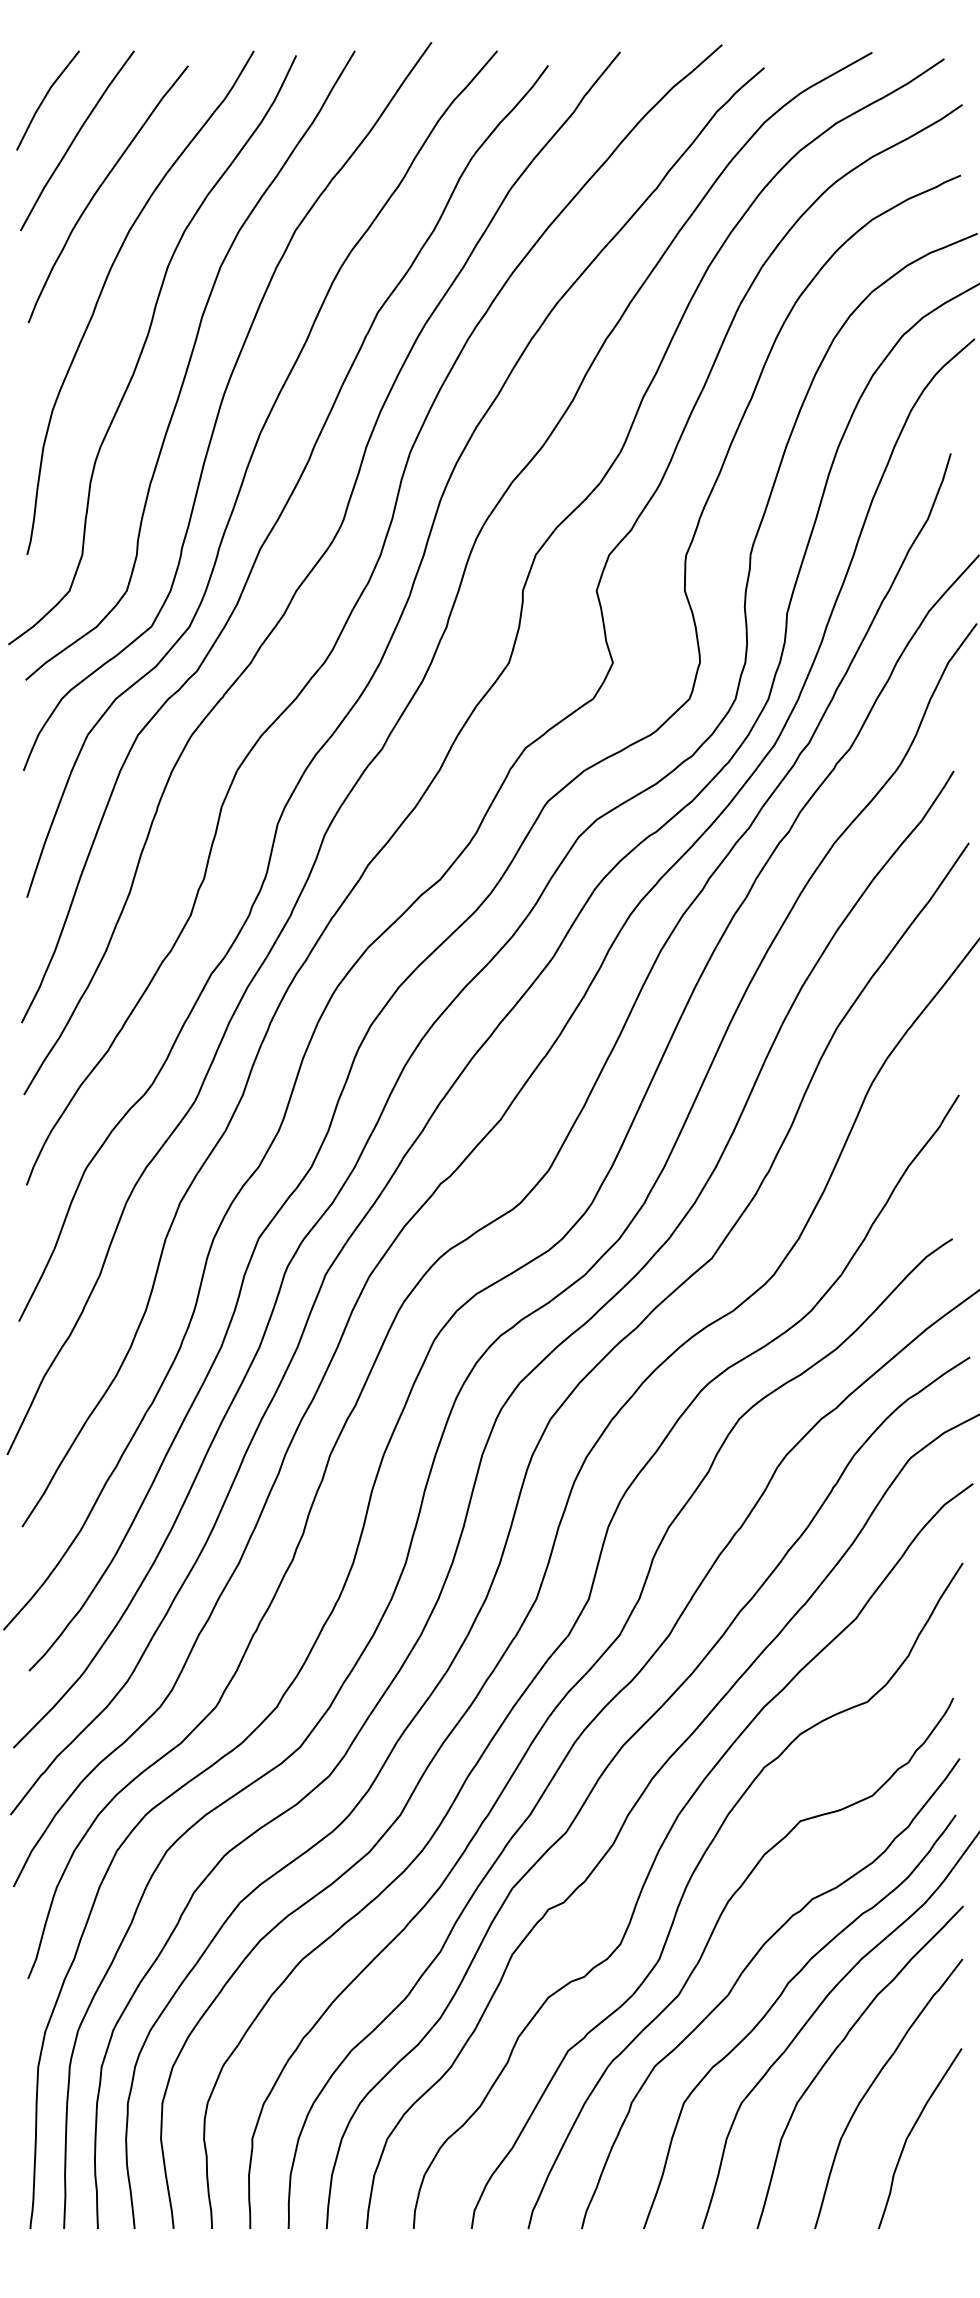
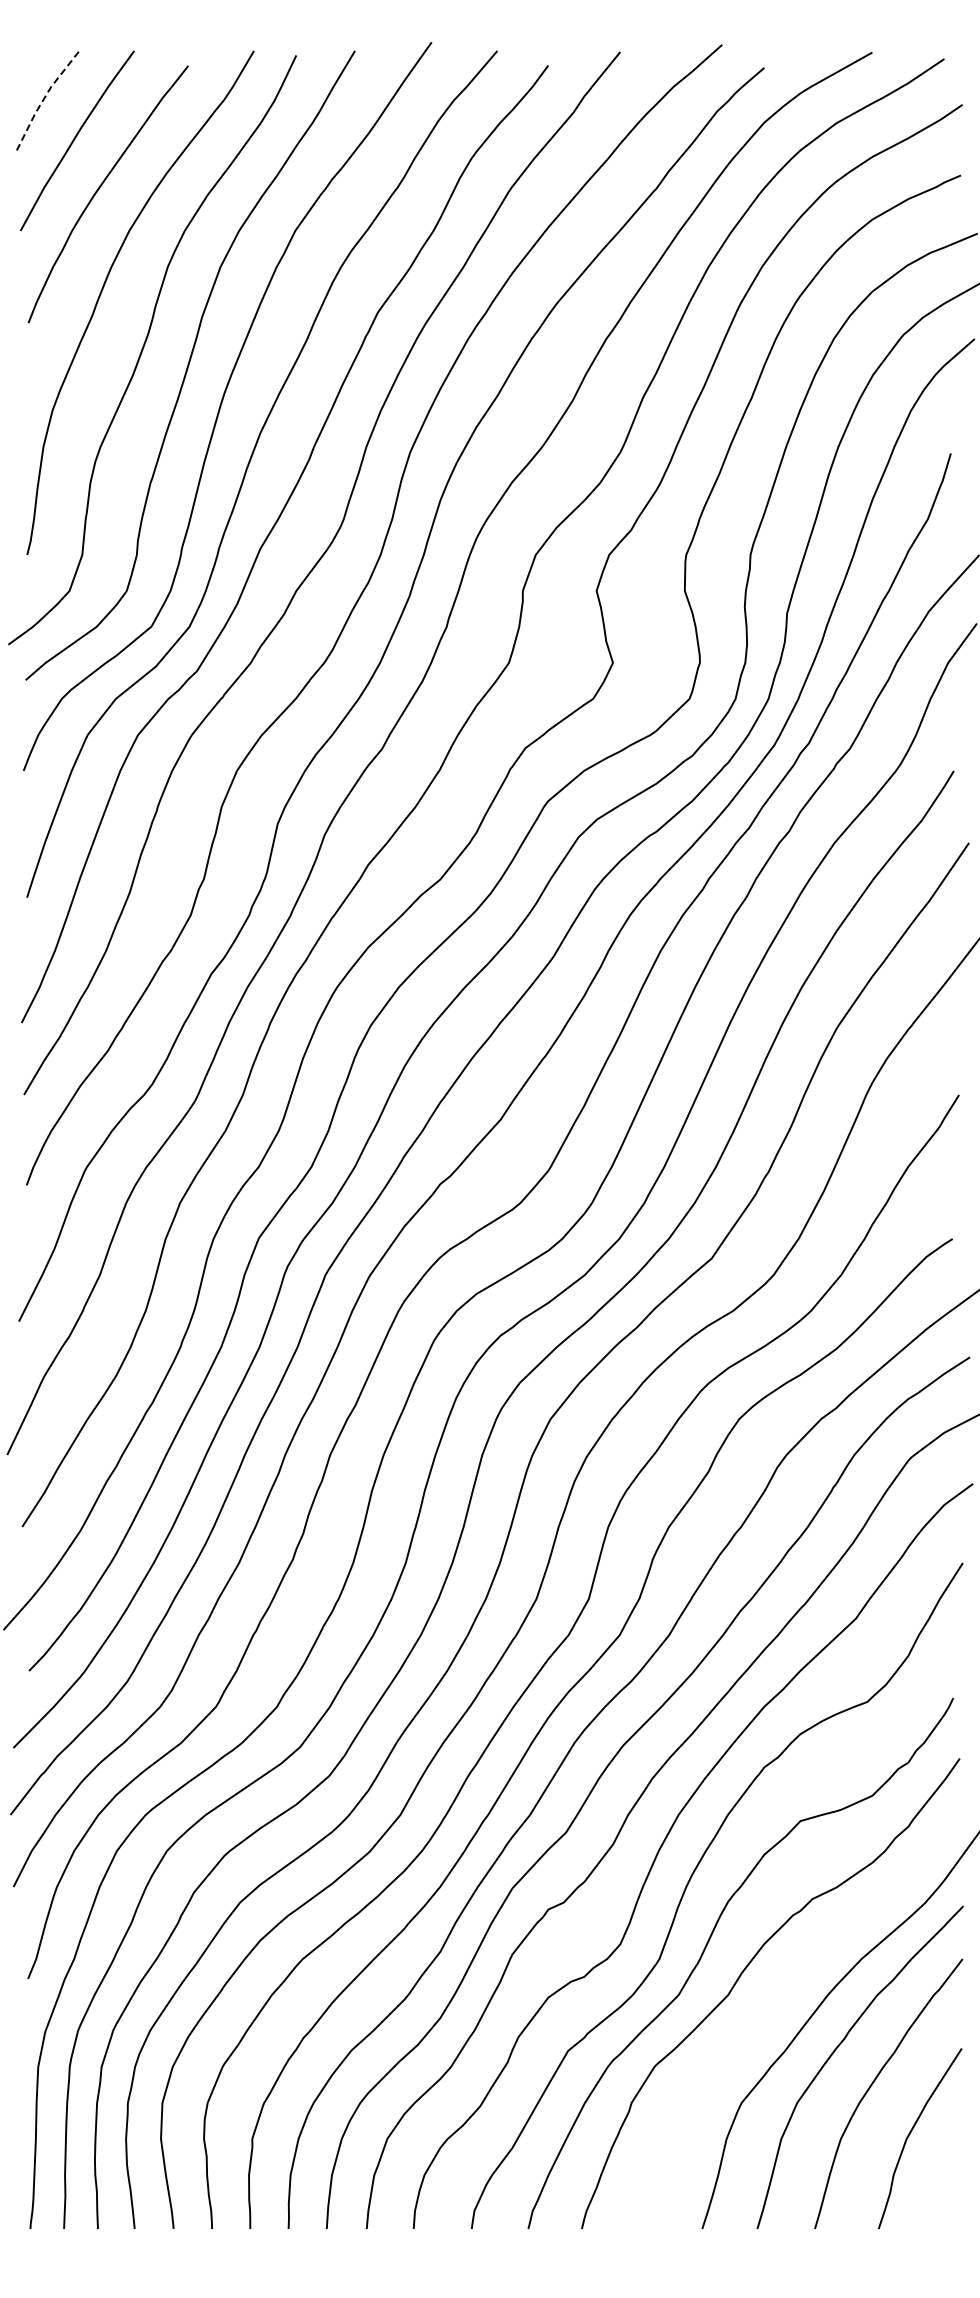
line: solid -> dashed (44, 98)
curve: present -> none (776, 2002)
